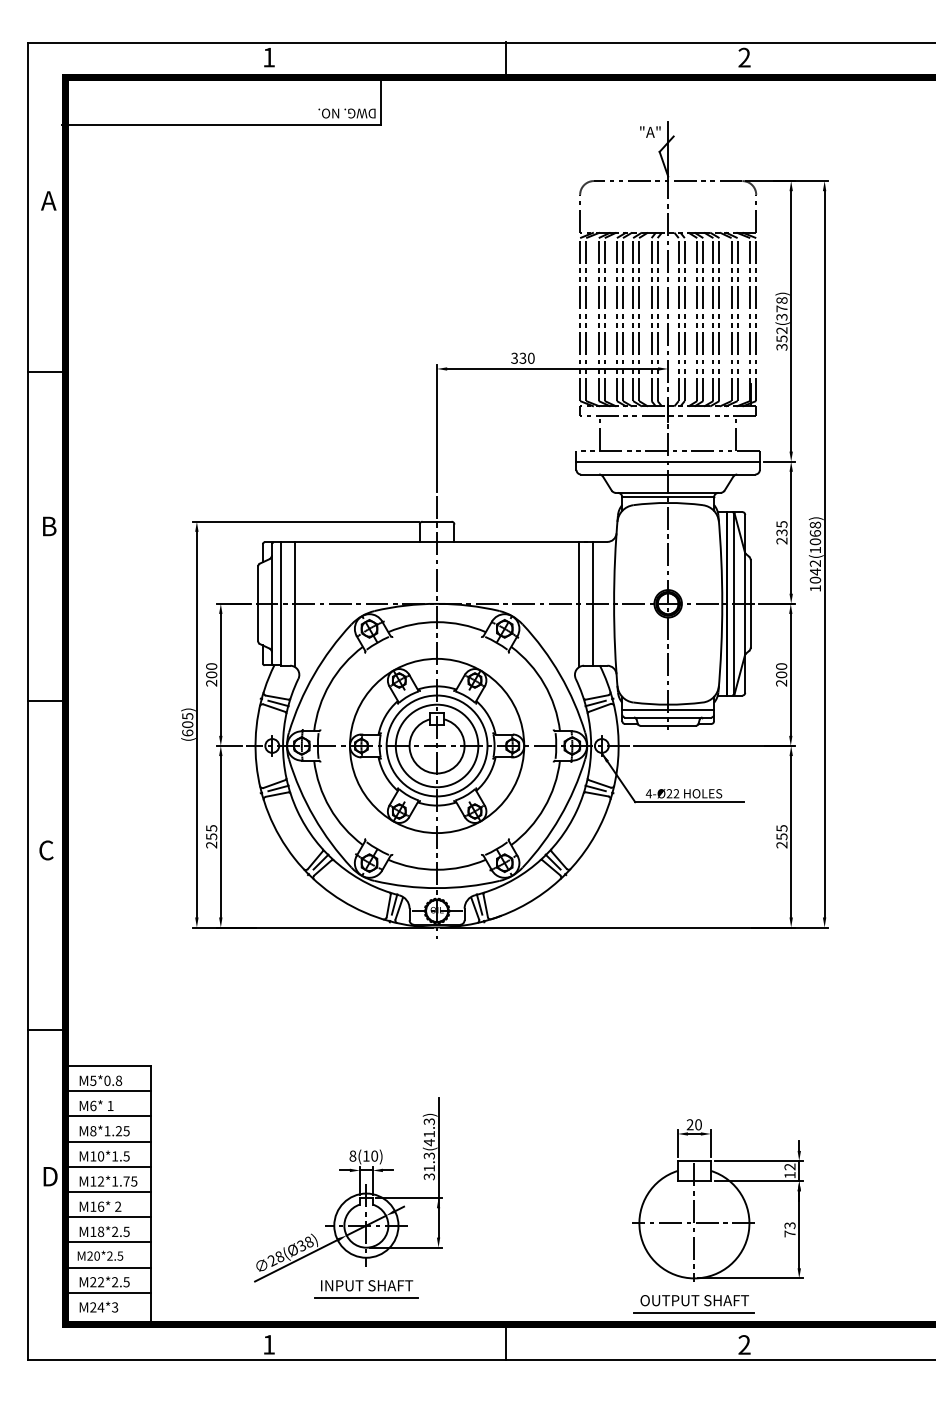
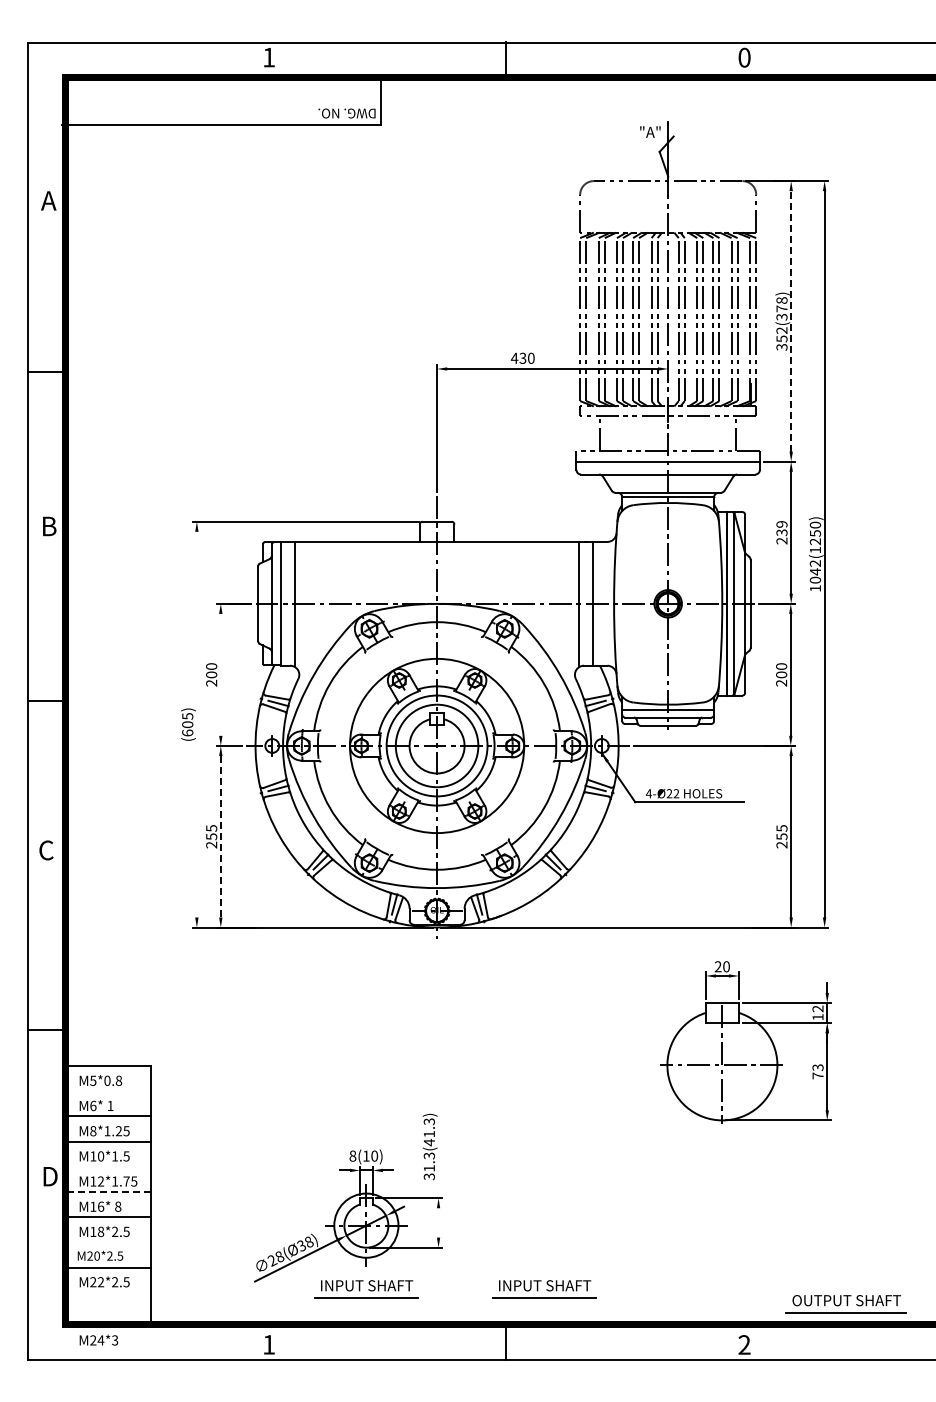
text: 2 -> 0 (744, 57)
line: solid -> dashed (791, 320)
text: 330 -> 430 (514, 357)
text: 235 -> 239 (781, 524)
text: 1042(1068) -> 1042(1250) (815, 533)
line: present -> none (220, 674)
line: present -> none (196, 724)
line: solid -> dashed (220, 836)
line: present -> none (107, 1091)
line: present -> none (107, 1166)
line: present -> none (438, 1167)
line: solid -> dashed (107, 1191)
part position: (717, 1200) -> (745, 1042) (745, 1042)
text: 2 -> 8 (118, 1206)
line: present -> none (107, 1242)
part: none -> present (544, 1289)
line: present -> none (107, 1292)
part position: (693, 1304) -> (845, 1304) (845, 1304)
text position: (98, 1306) -> (98, 1339) (98, 1339)
